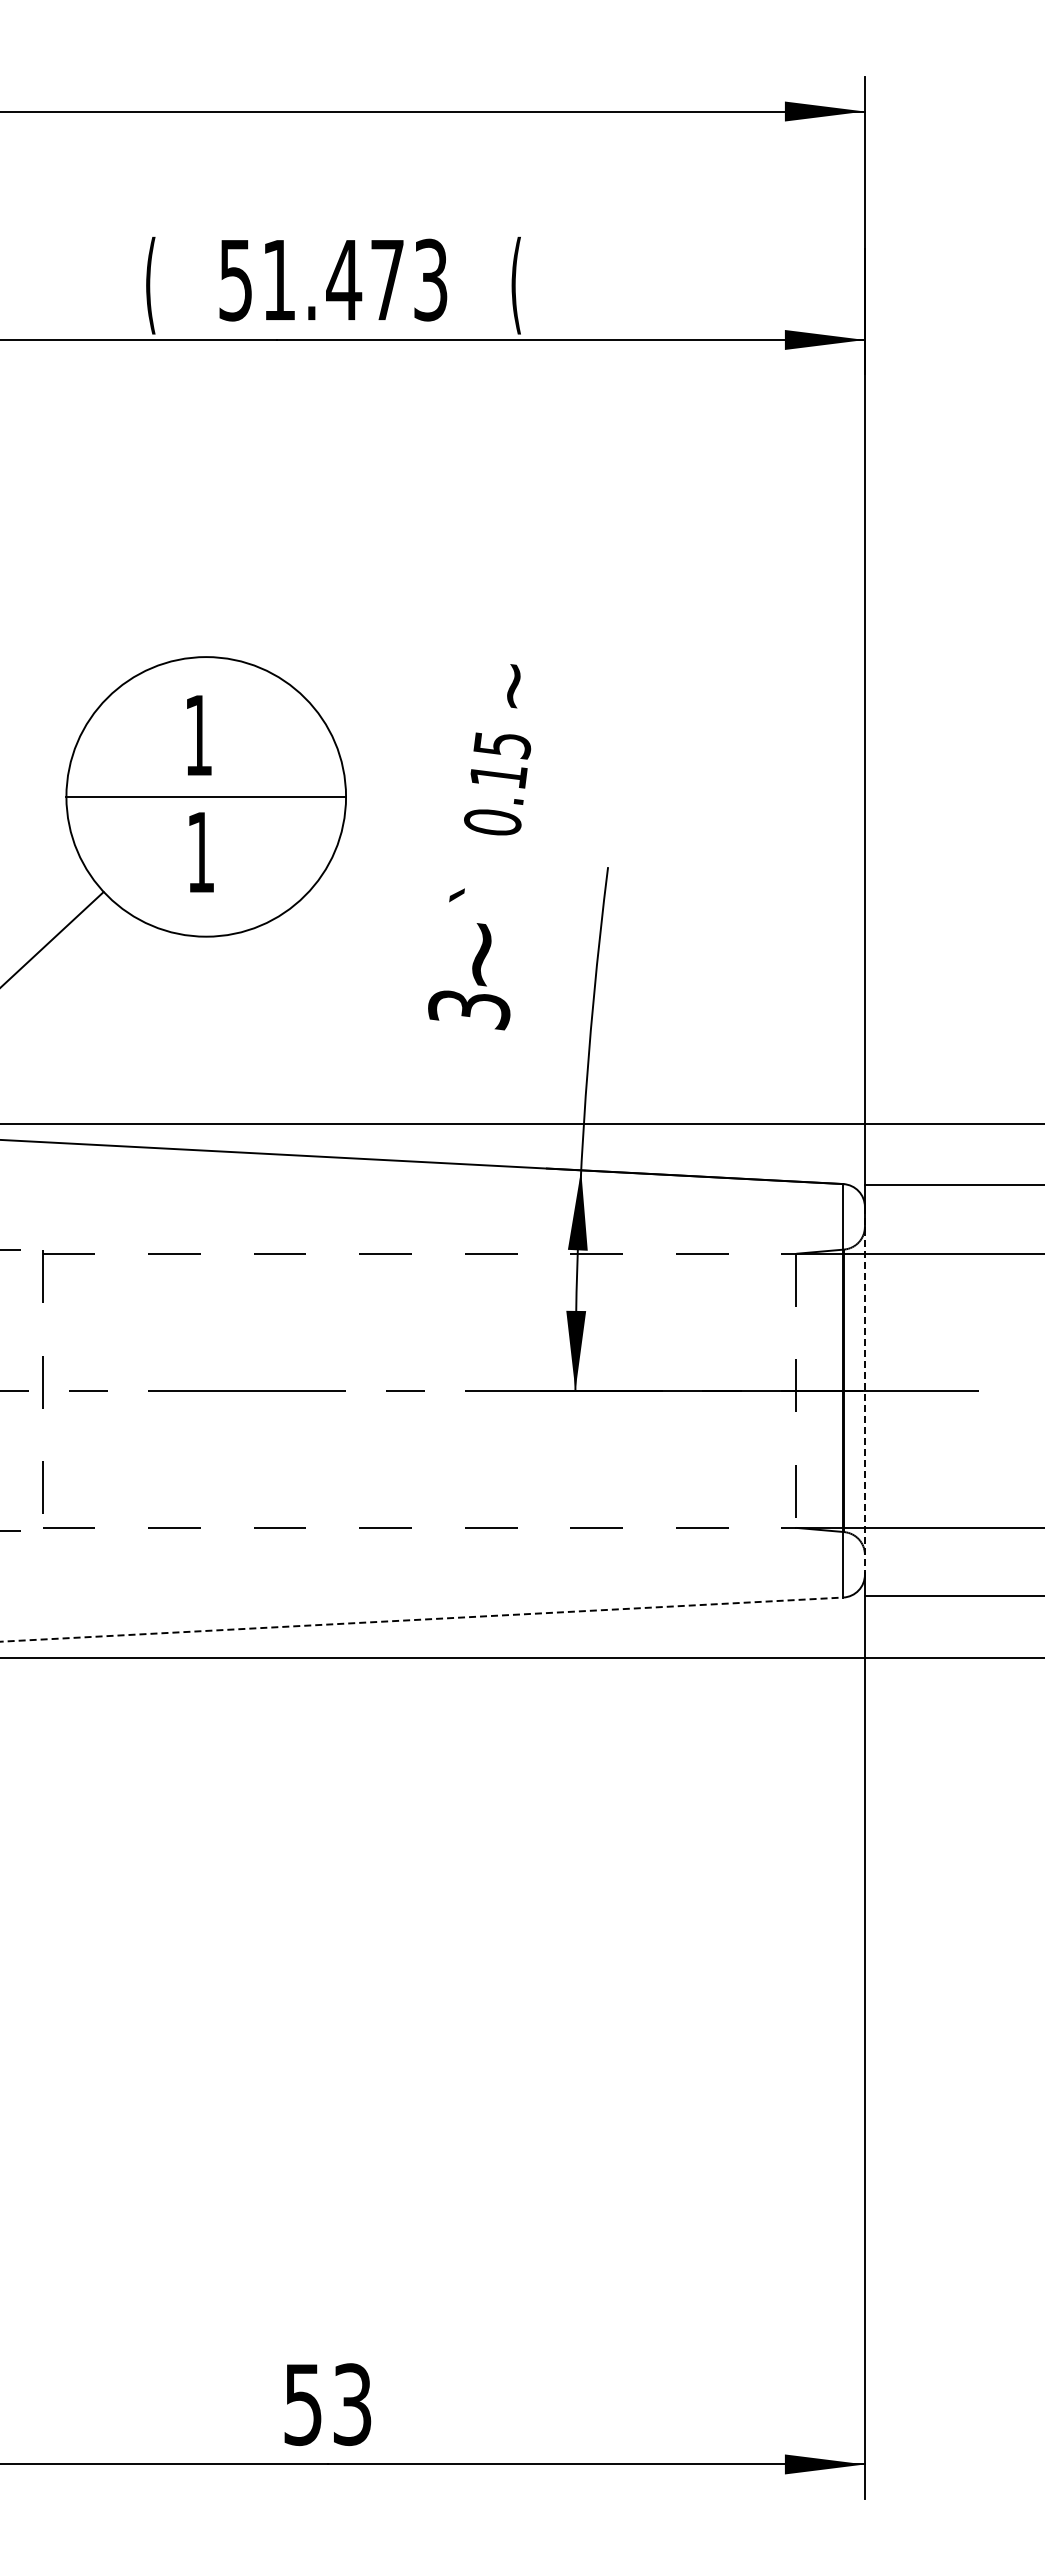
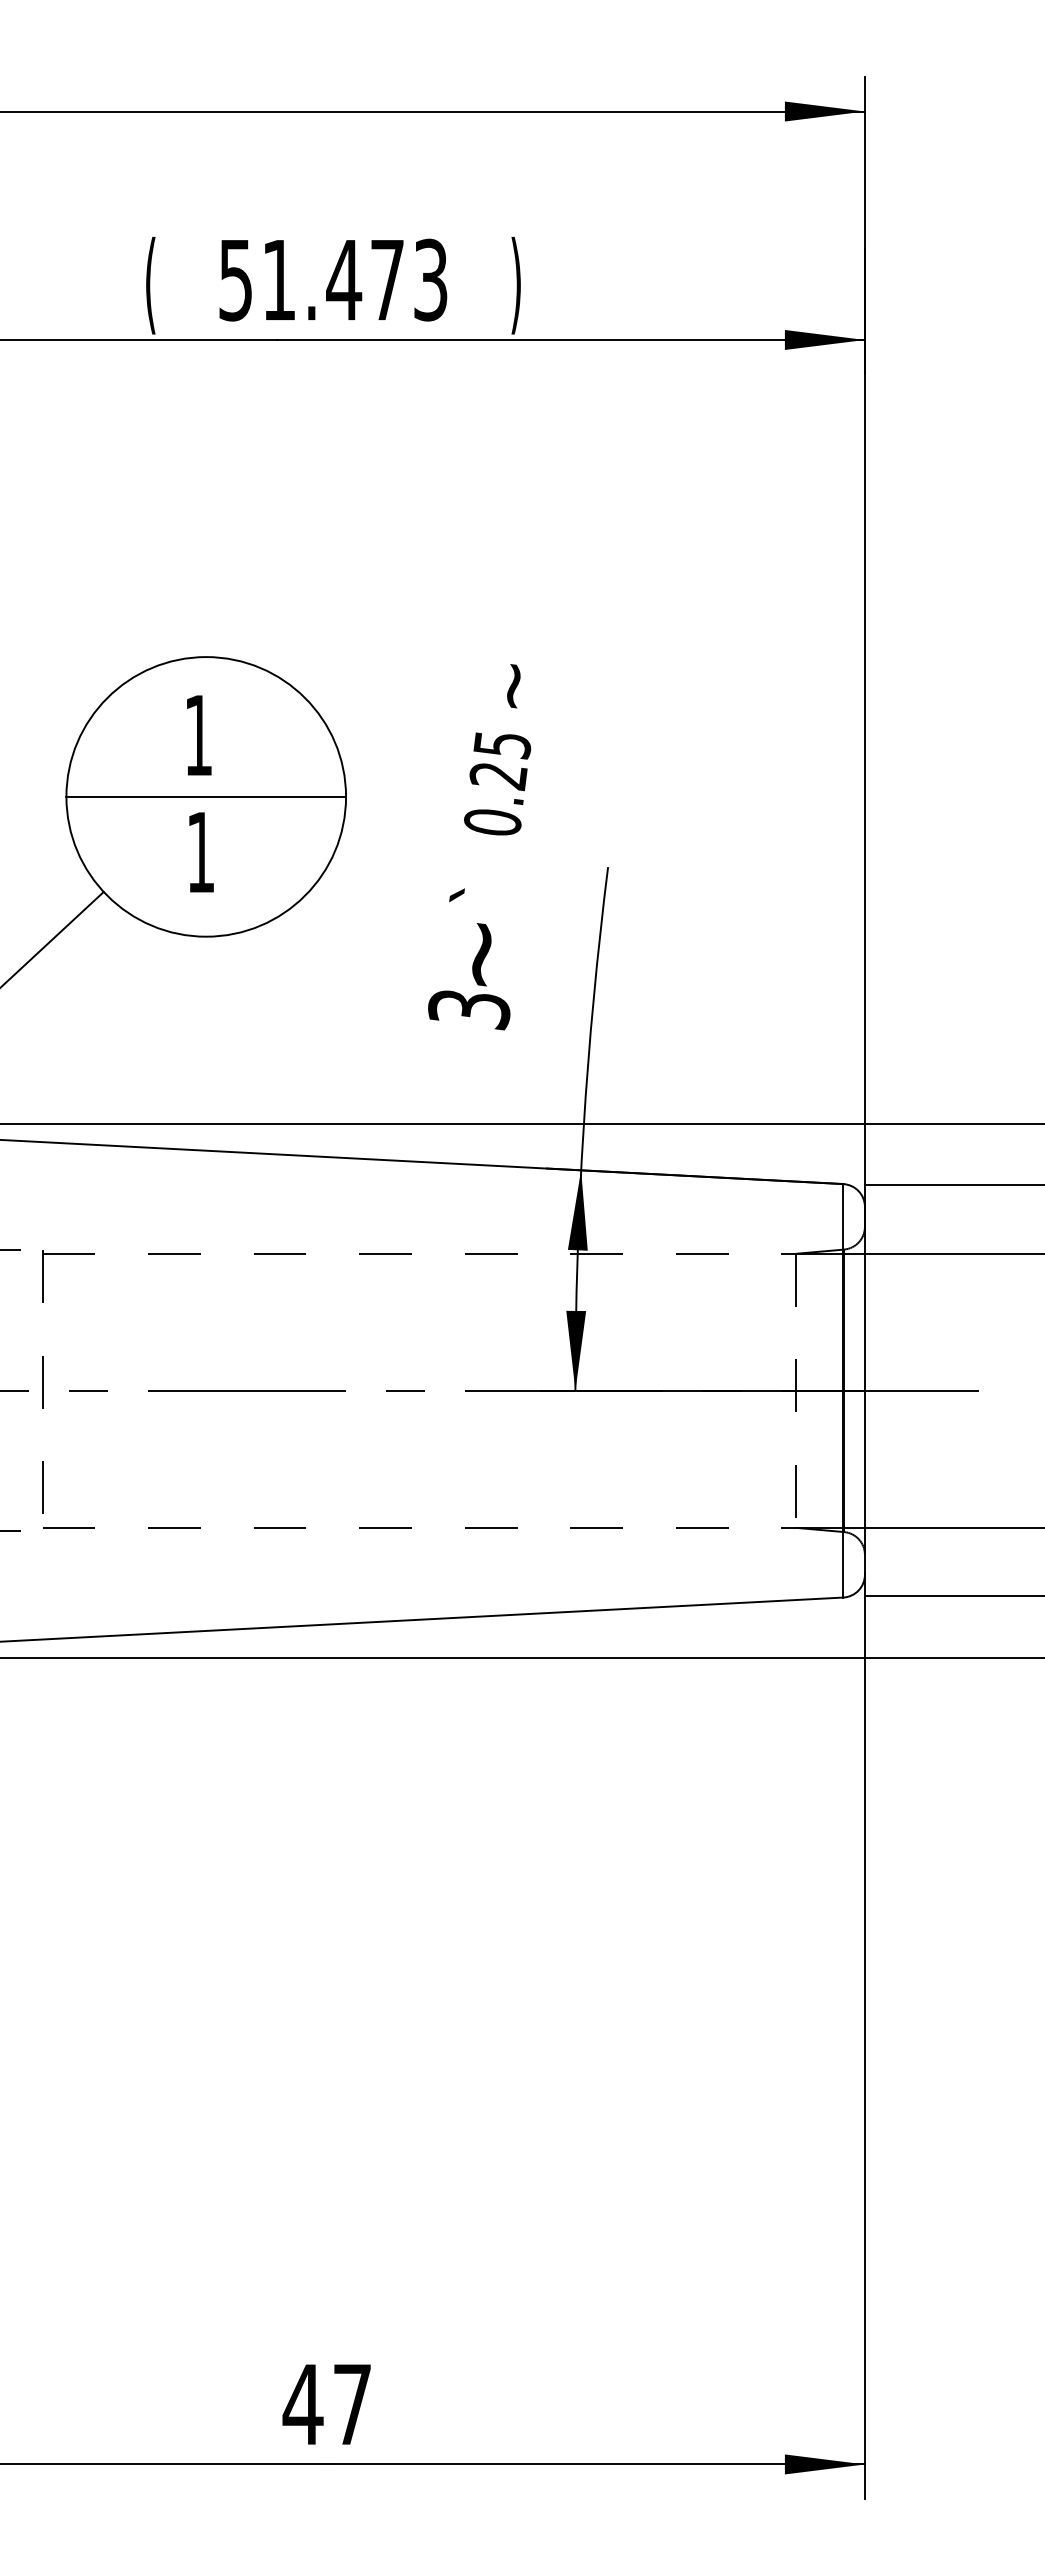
text: ( -> ) (515, 285)
text: 0.15 -> 0.25 (498, 777)
line: dashed -> solid (864, 1390)
line: dashed -> solid (421, 1619)
text: 53 -> 47 (326, 2404)
